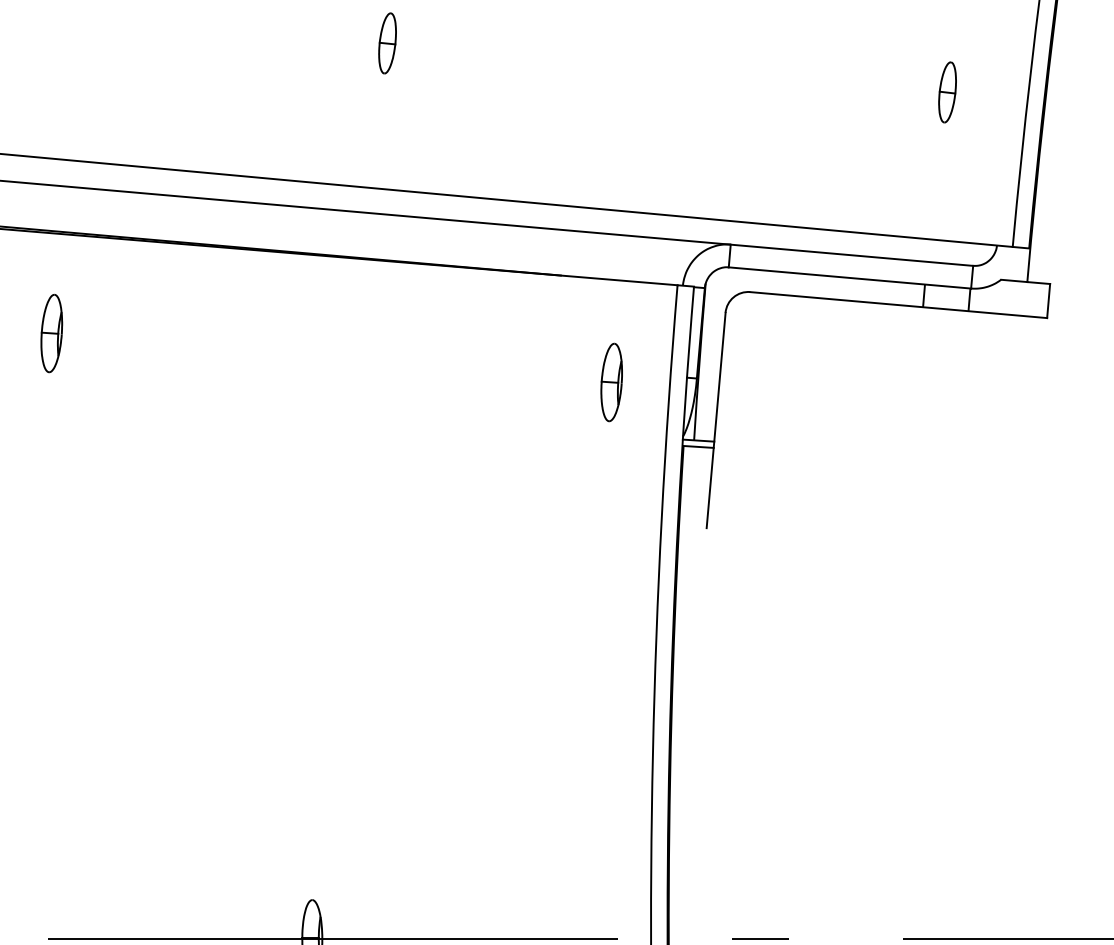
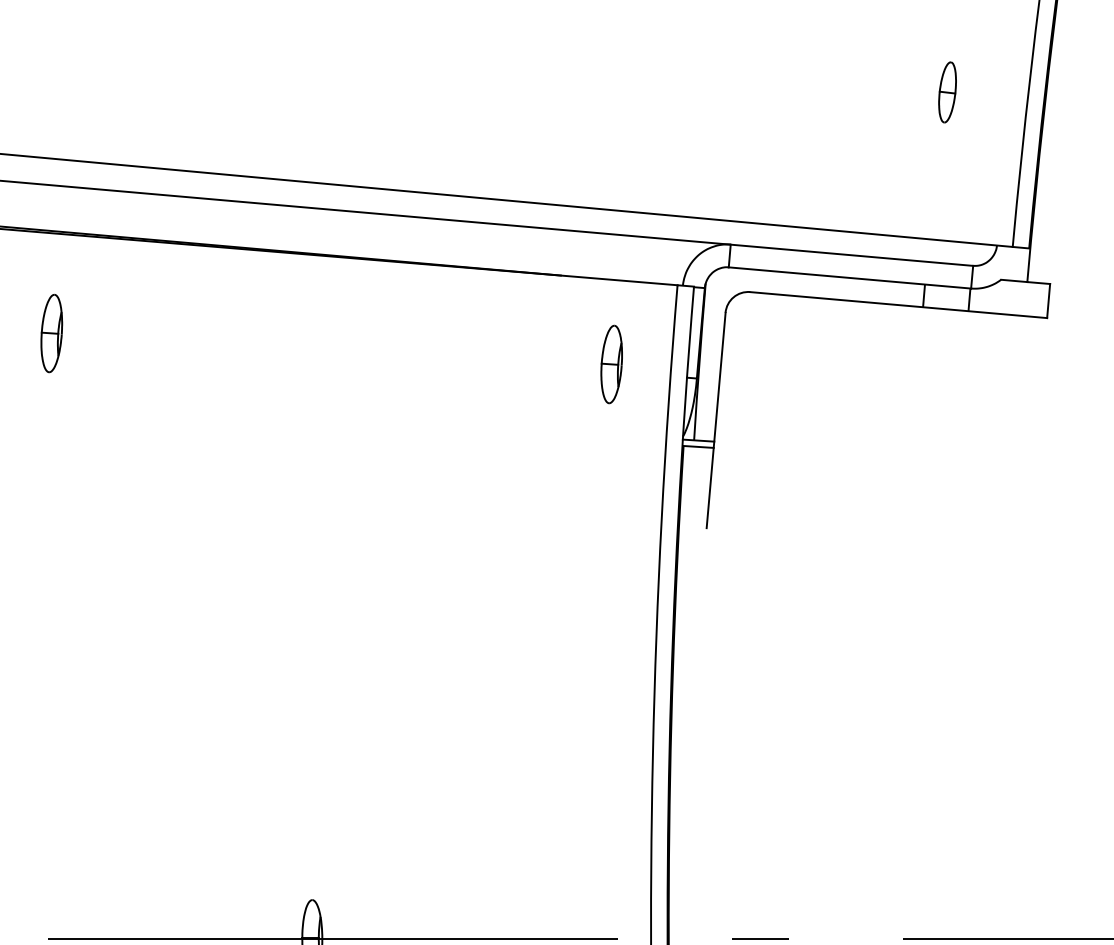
part: present -> none (387, 43)
part position: (611, 382) -> (611, 364) (611, 364)
